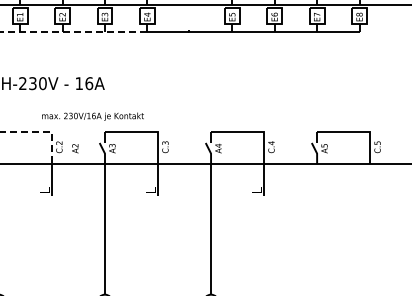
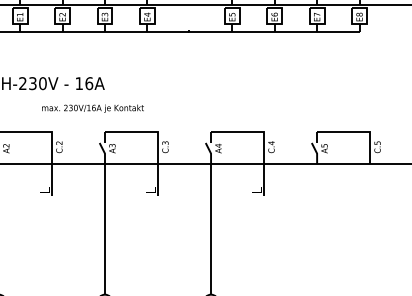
line: dashed -> solid (73, 31)
text position: (92, 116) -> (92, 108) (92, 108)
line: dashed -> solid (43, 132)
text position: (75, 148) -> (6, 148) (6, 148)
